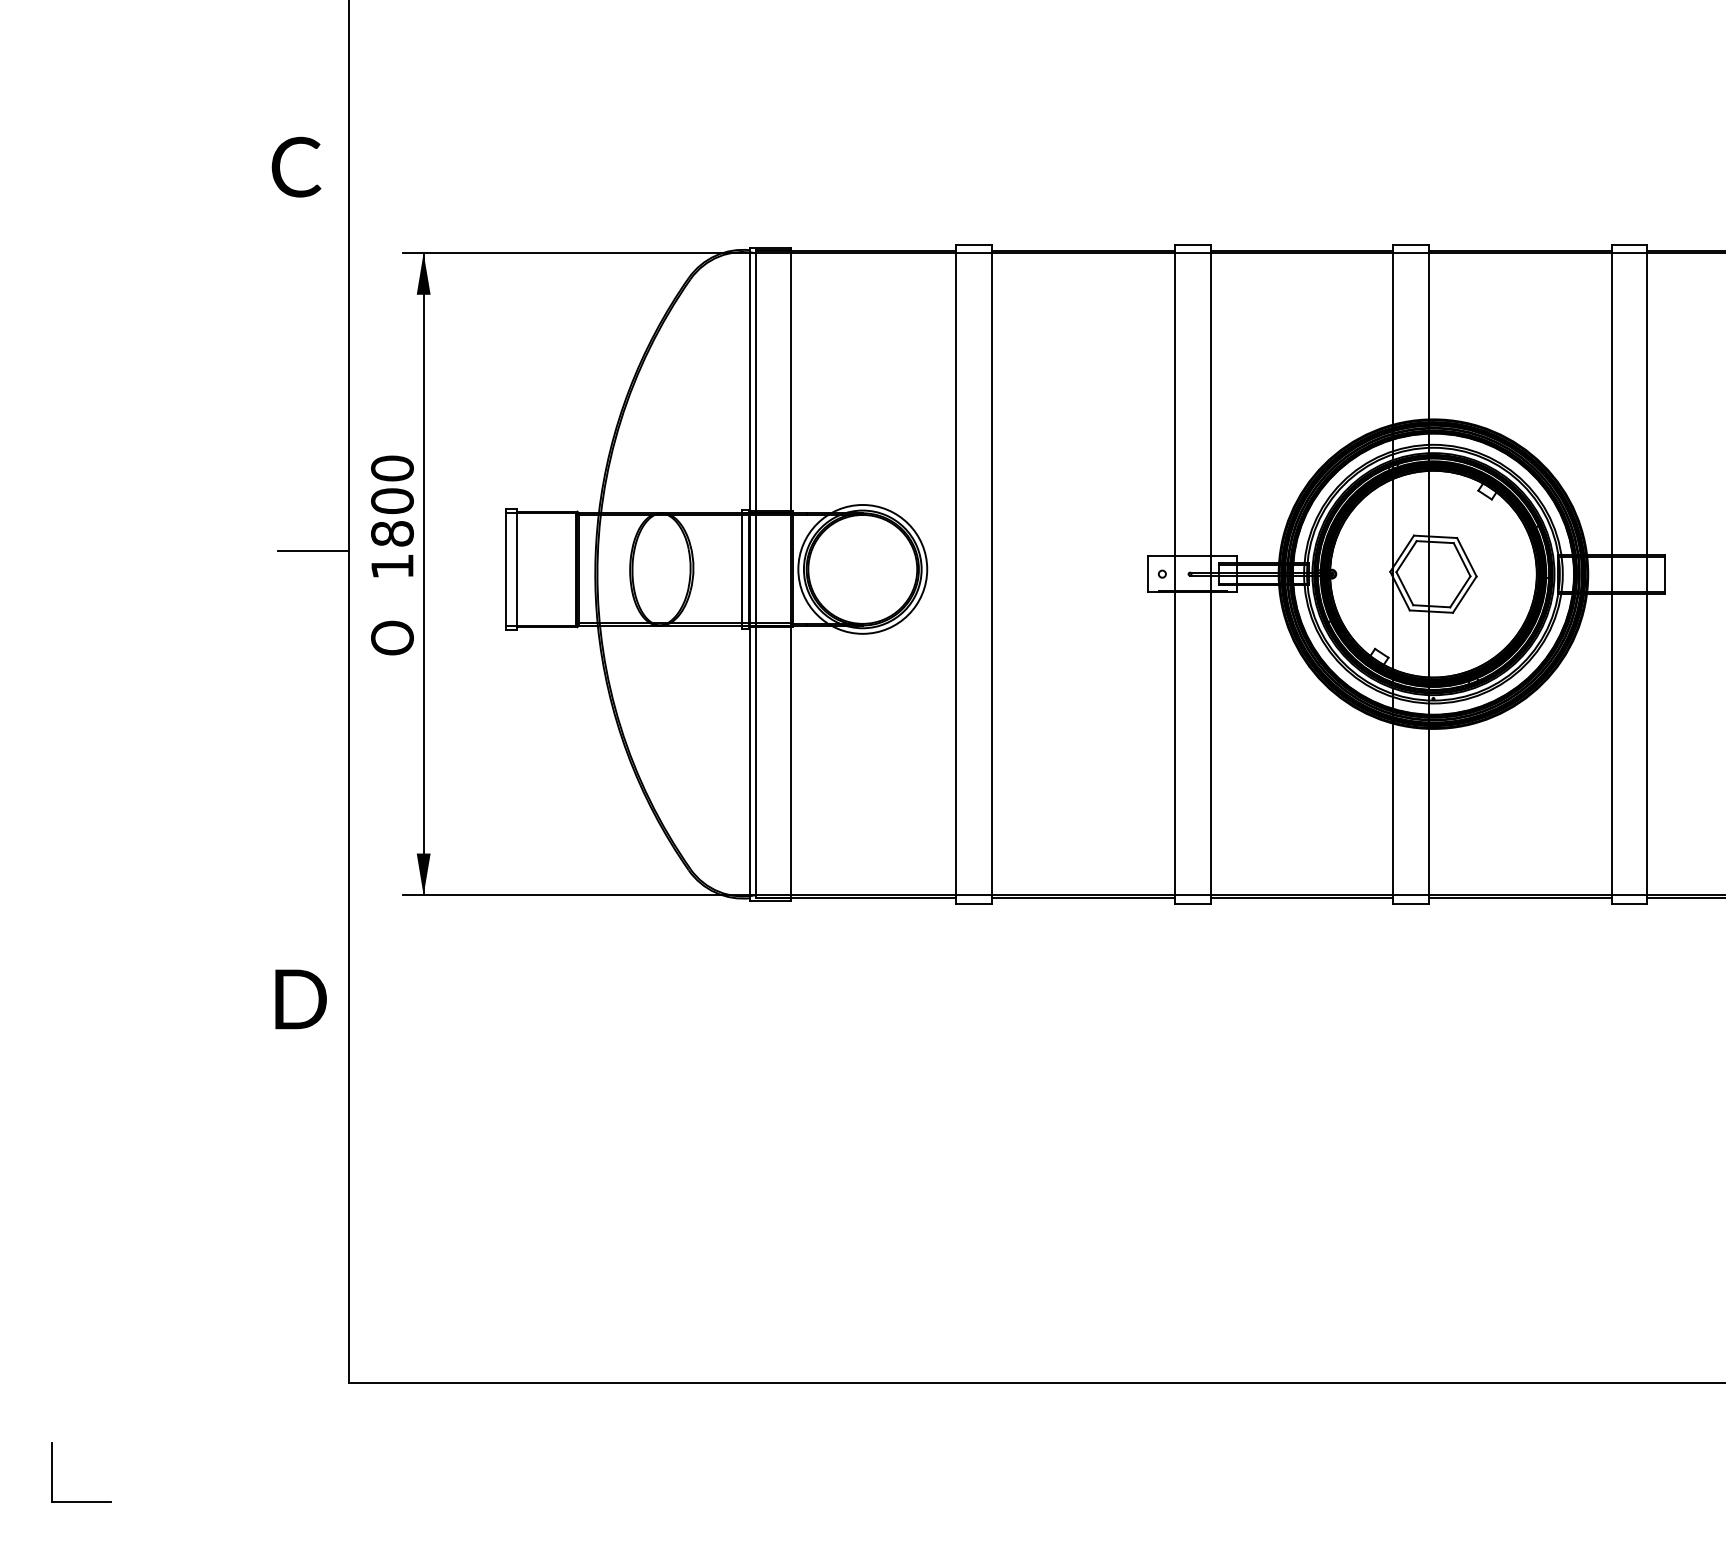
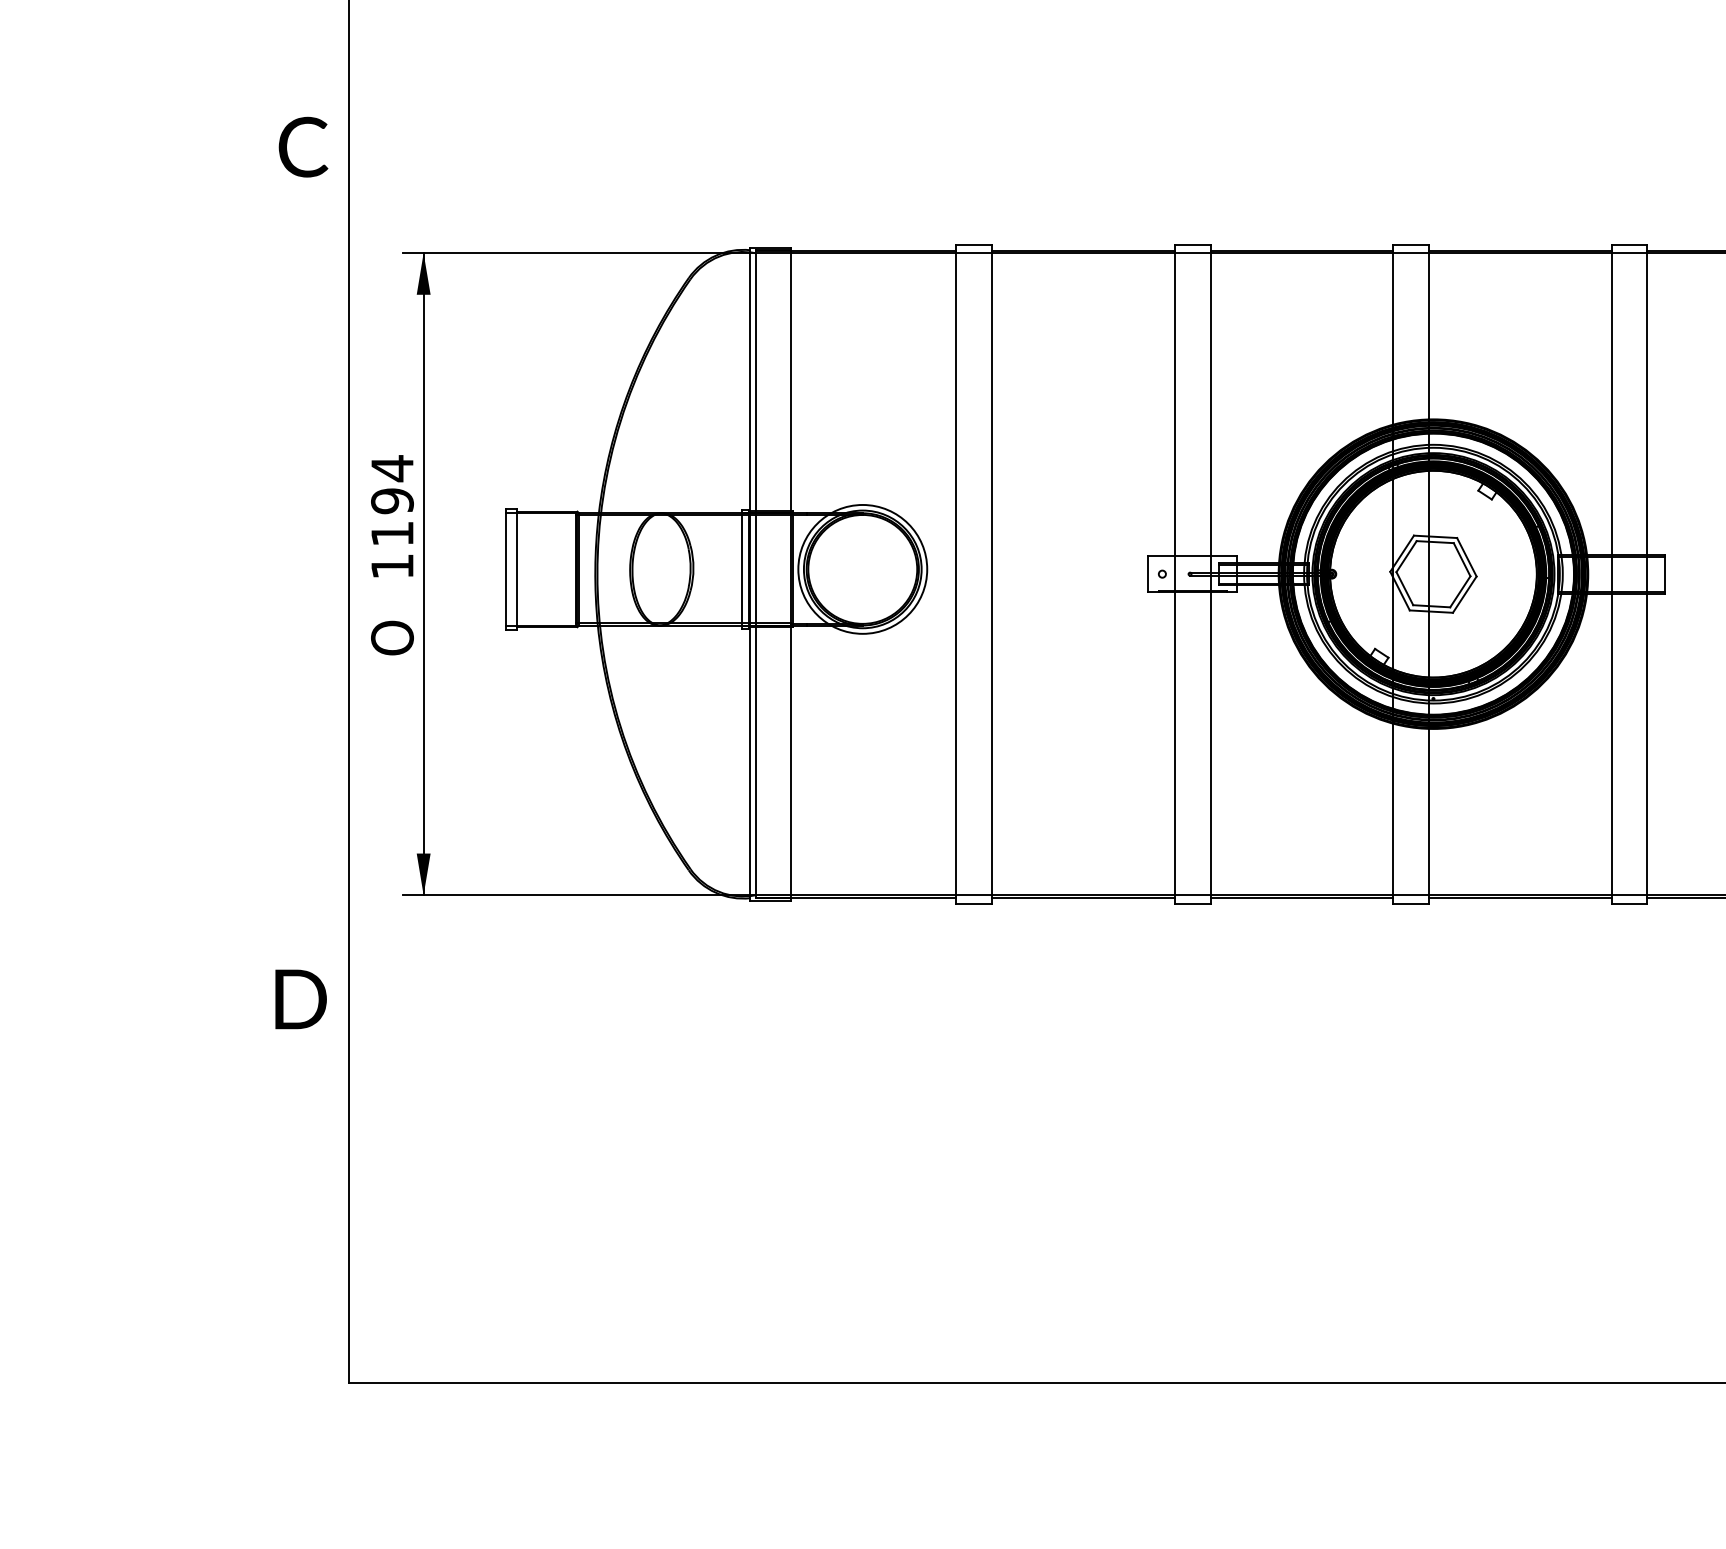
text position: (296, 166) -> (303, 146) (303, 146)
text: 1800 -> 1194 (392, 500)
line: present -> none (312, 551)
part: present -> none (52, 1472)
